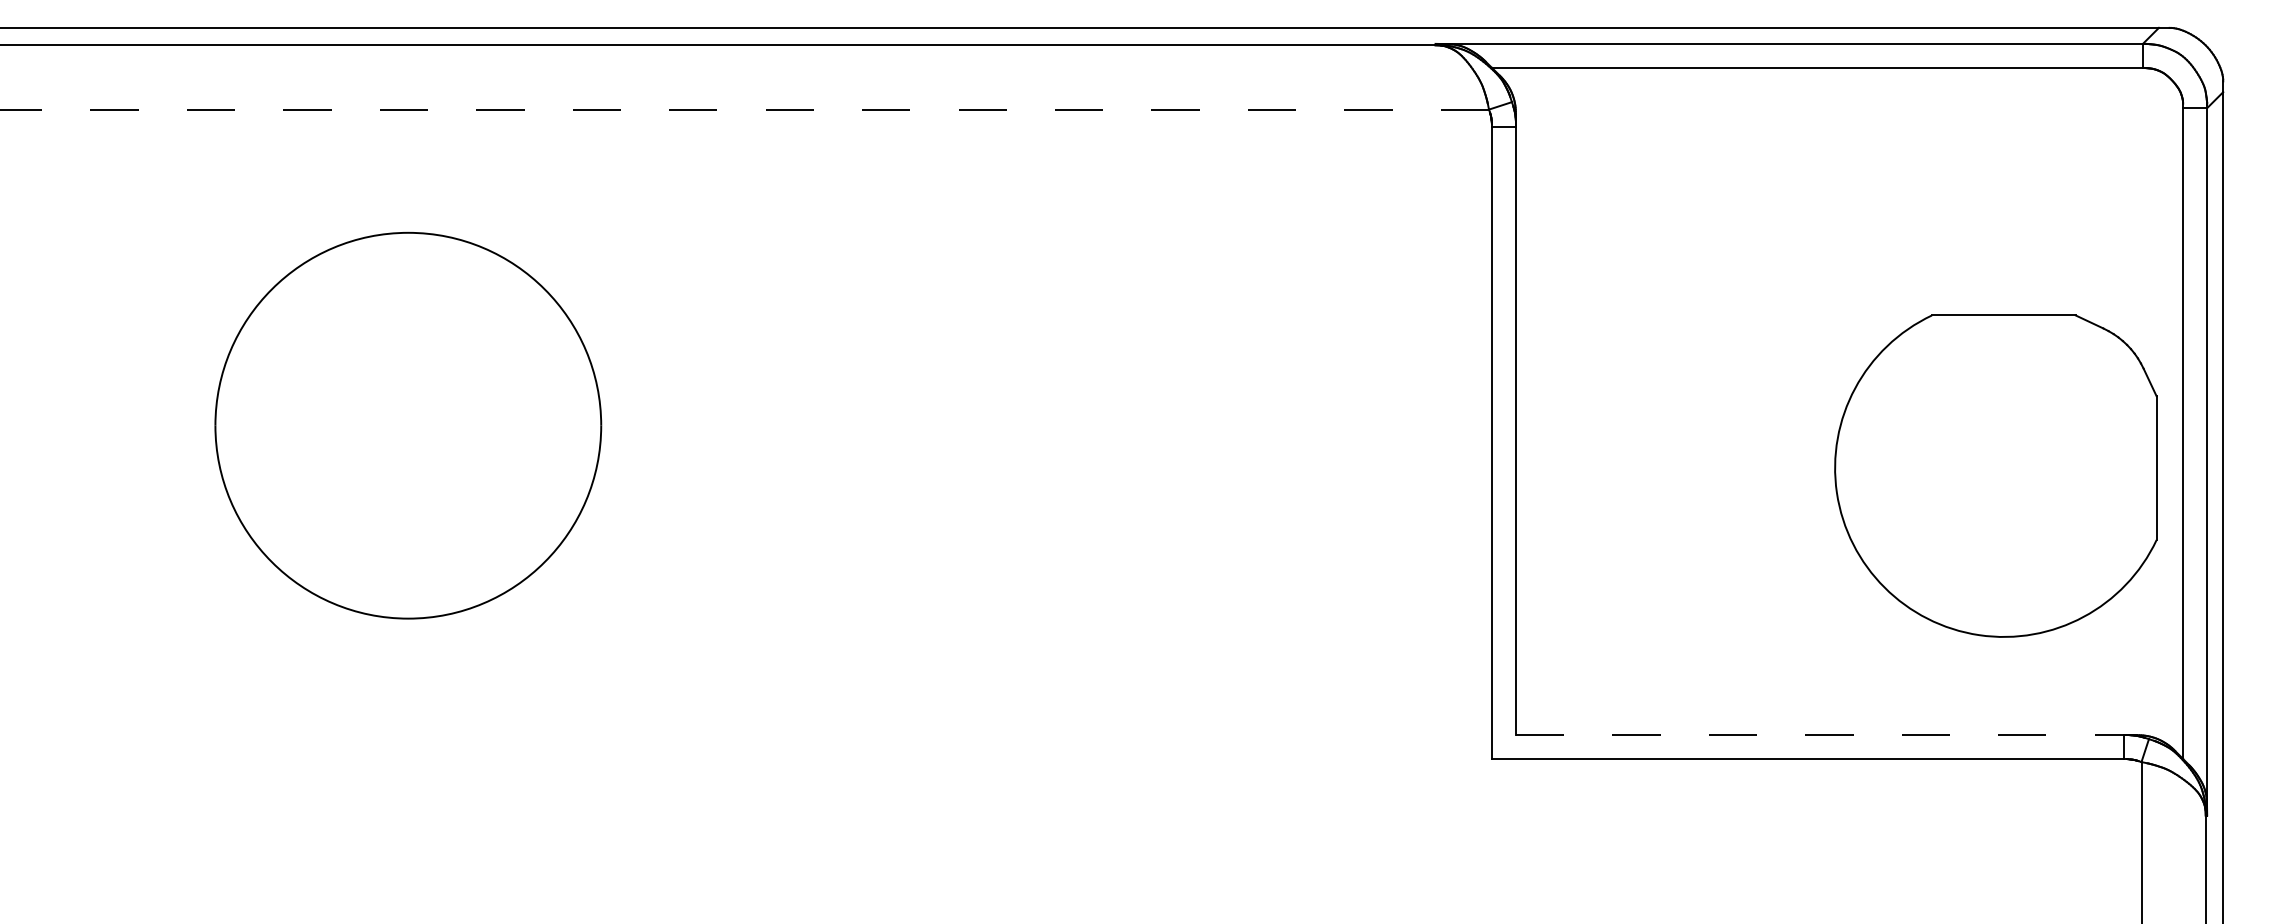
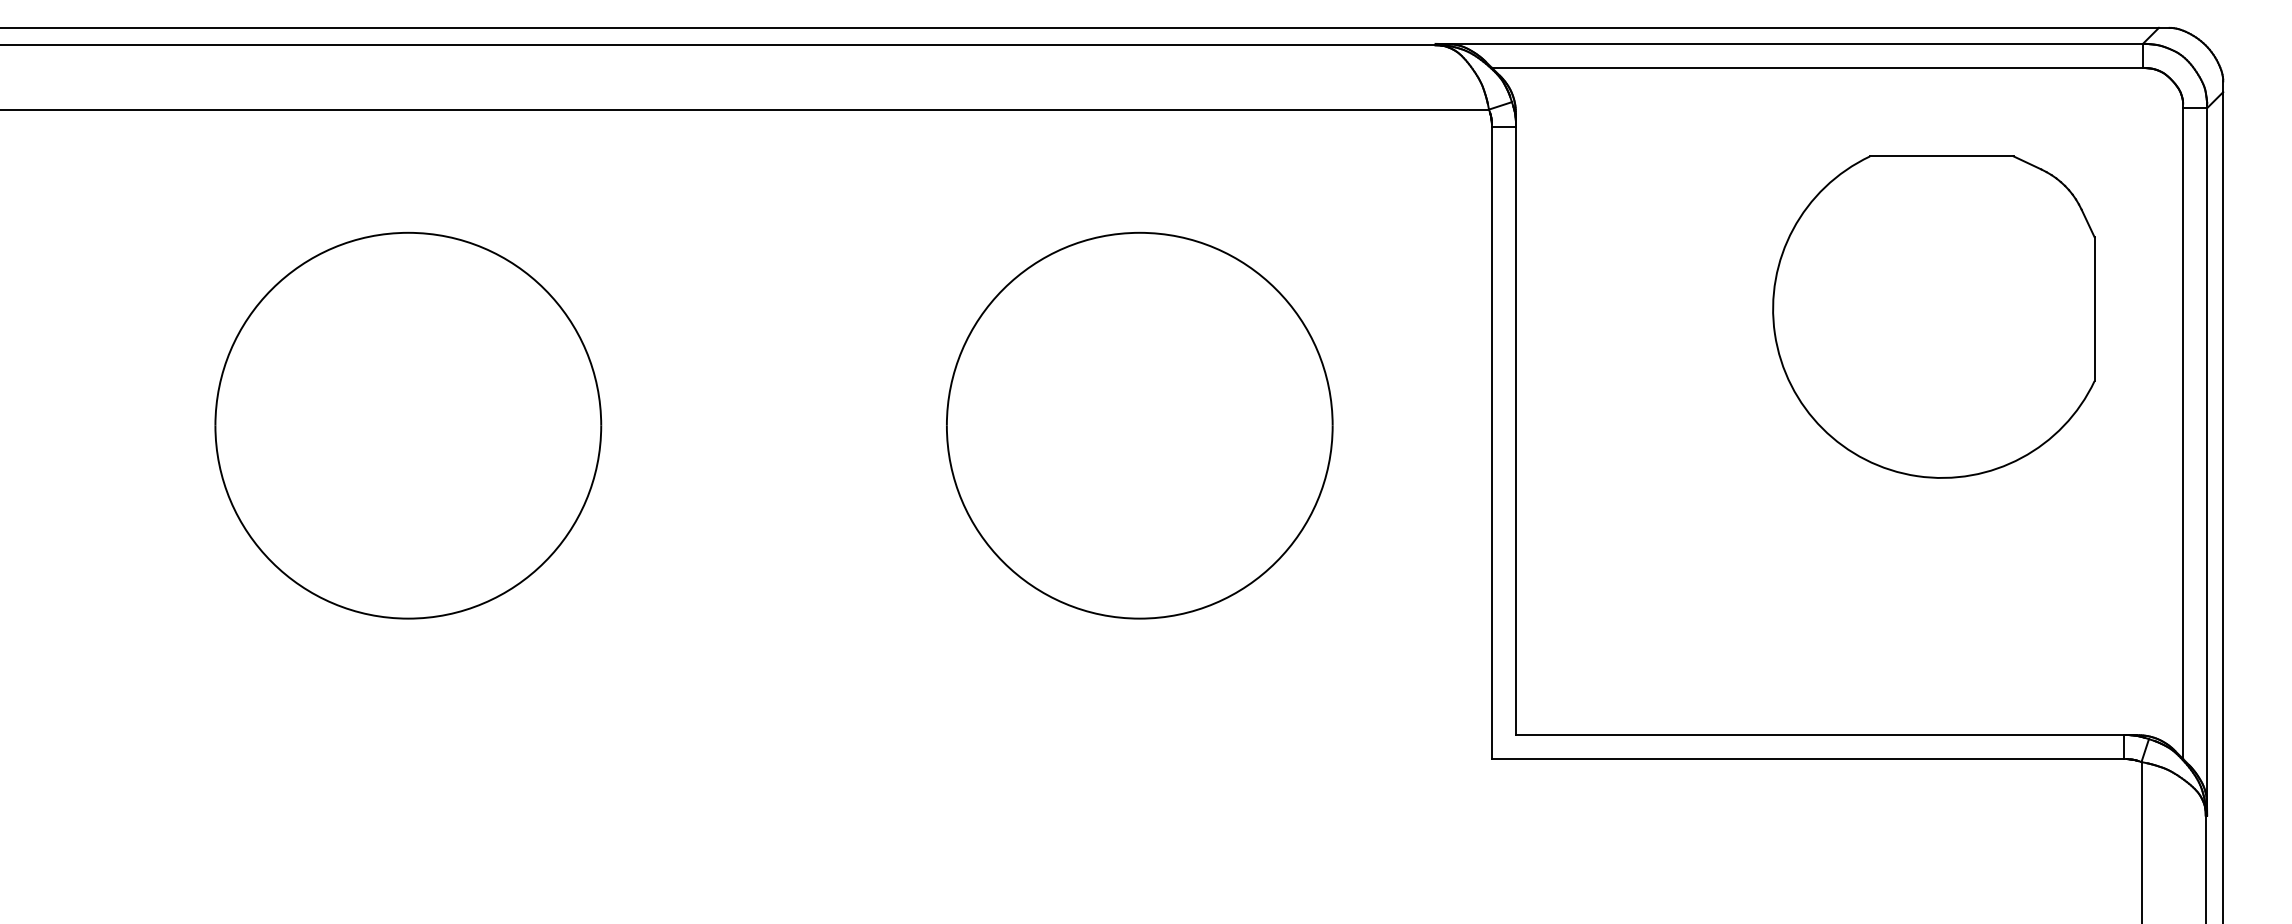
line: dashed -> solid (745, 109)
part: none -> present (1139, 425)
part position: (1995, 475) -> (1933, 316) (1933, 316)
line: dashed -> solid (1820, 735)
